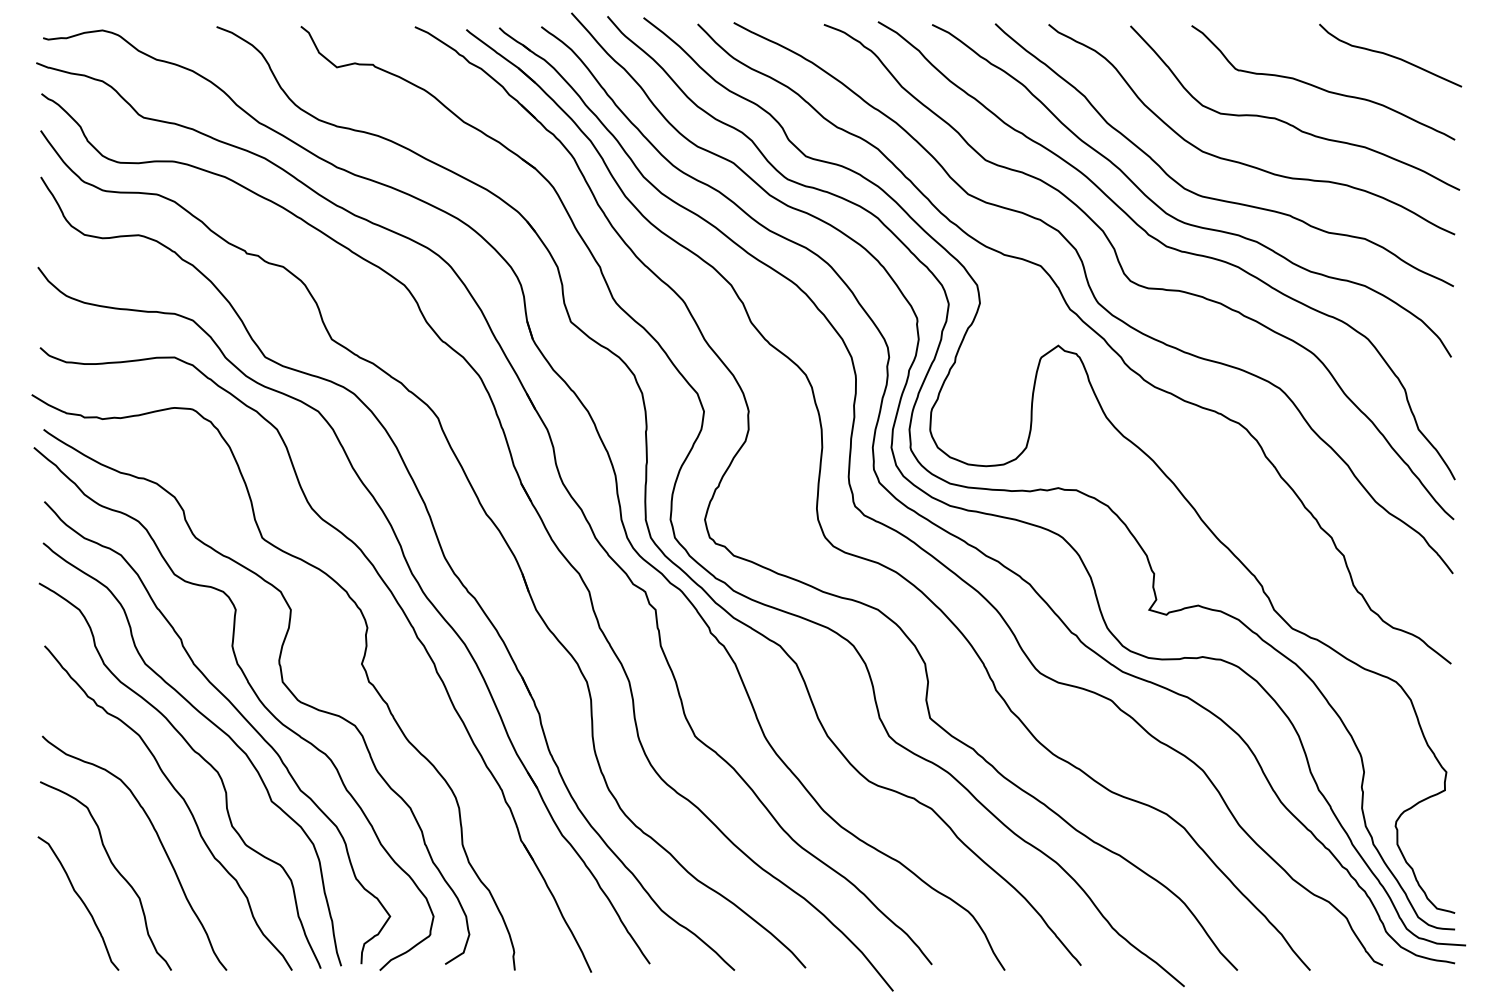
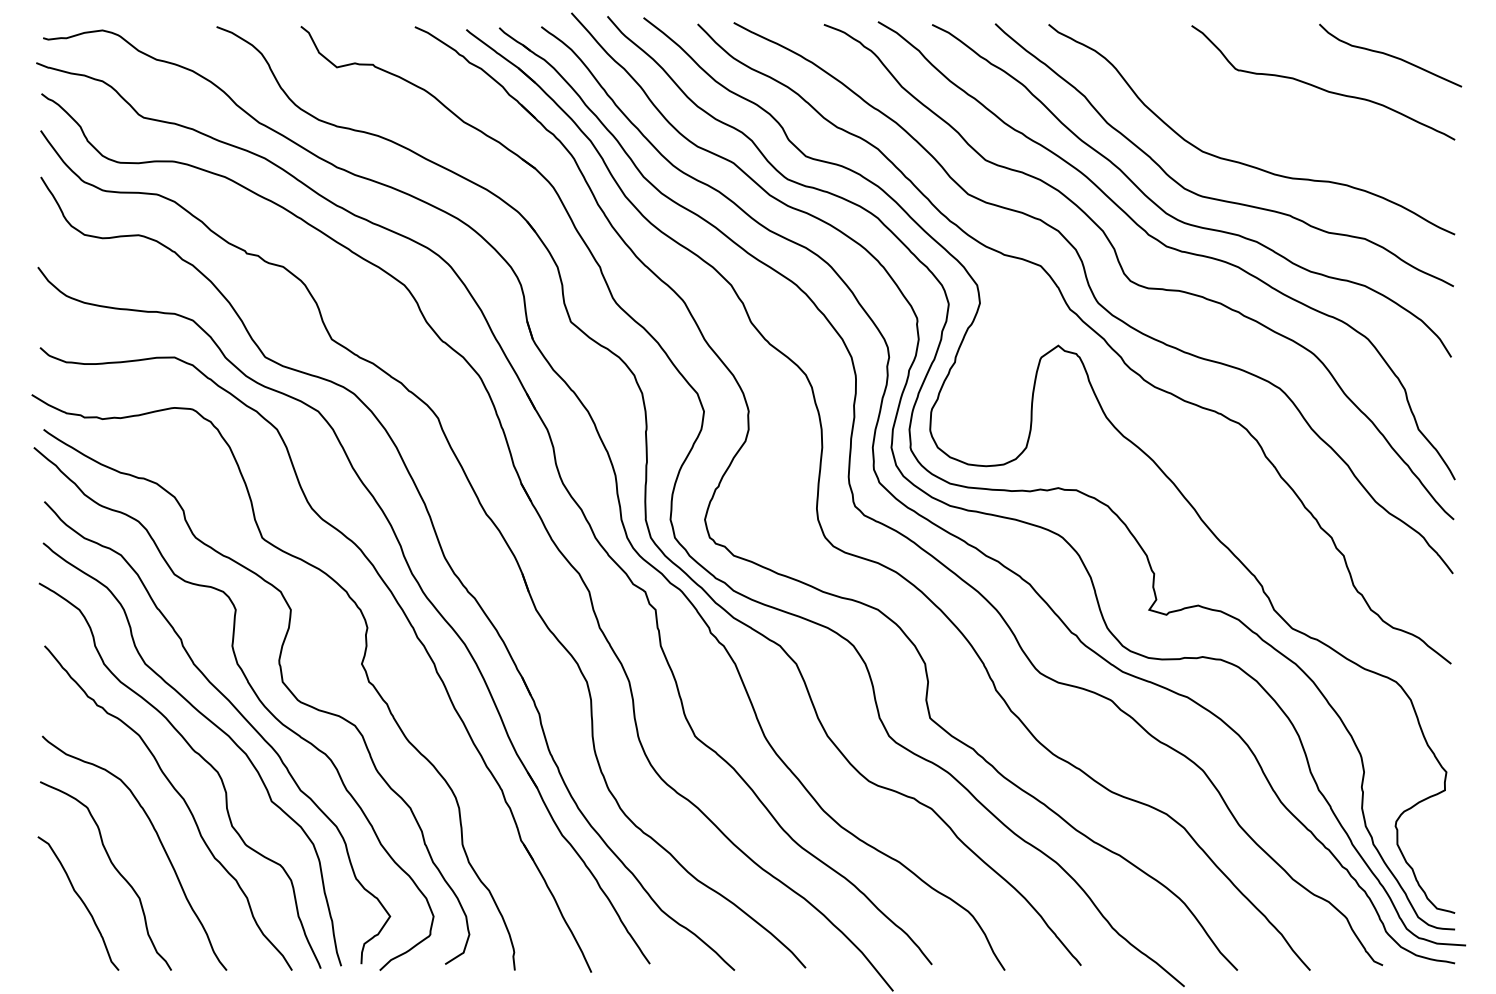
curve: present -> none (1288, 122)
